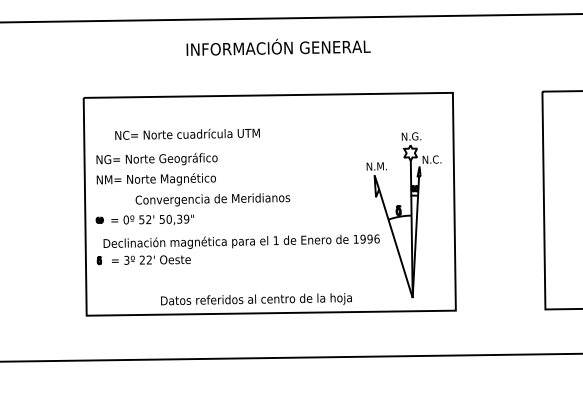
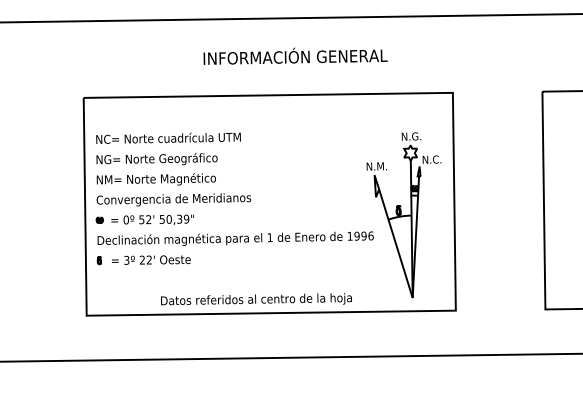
text position: (278, 46) -> (295, 55) (295, 55)
text position: (187, 133) -> (168, 137) (168, 137)
text position: (212, 199) -> (173, 199) (173, 199)
text position: (241, 241) -> (235, 238) (235, 238)
